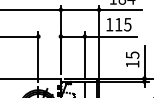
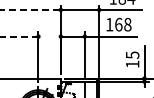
line: solid -> dashed (29, 9)
text: 115 -> 168 (123, 24)
line: solid -> dashed (18, 36)
